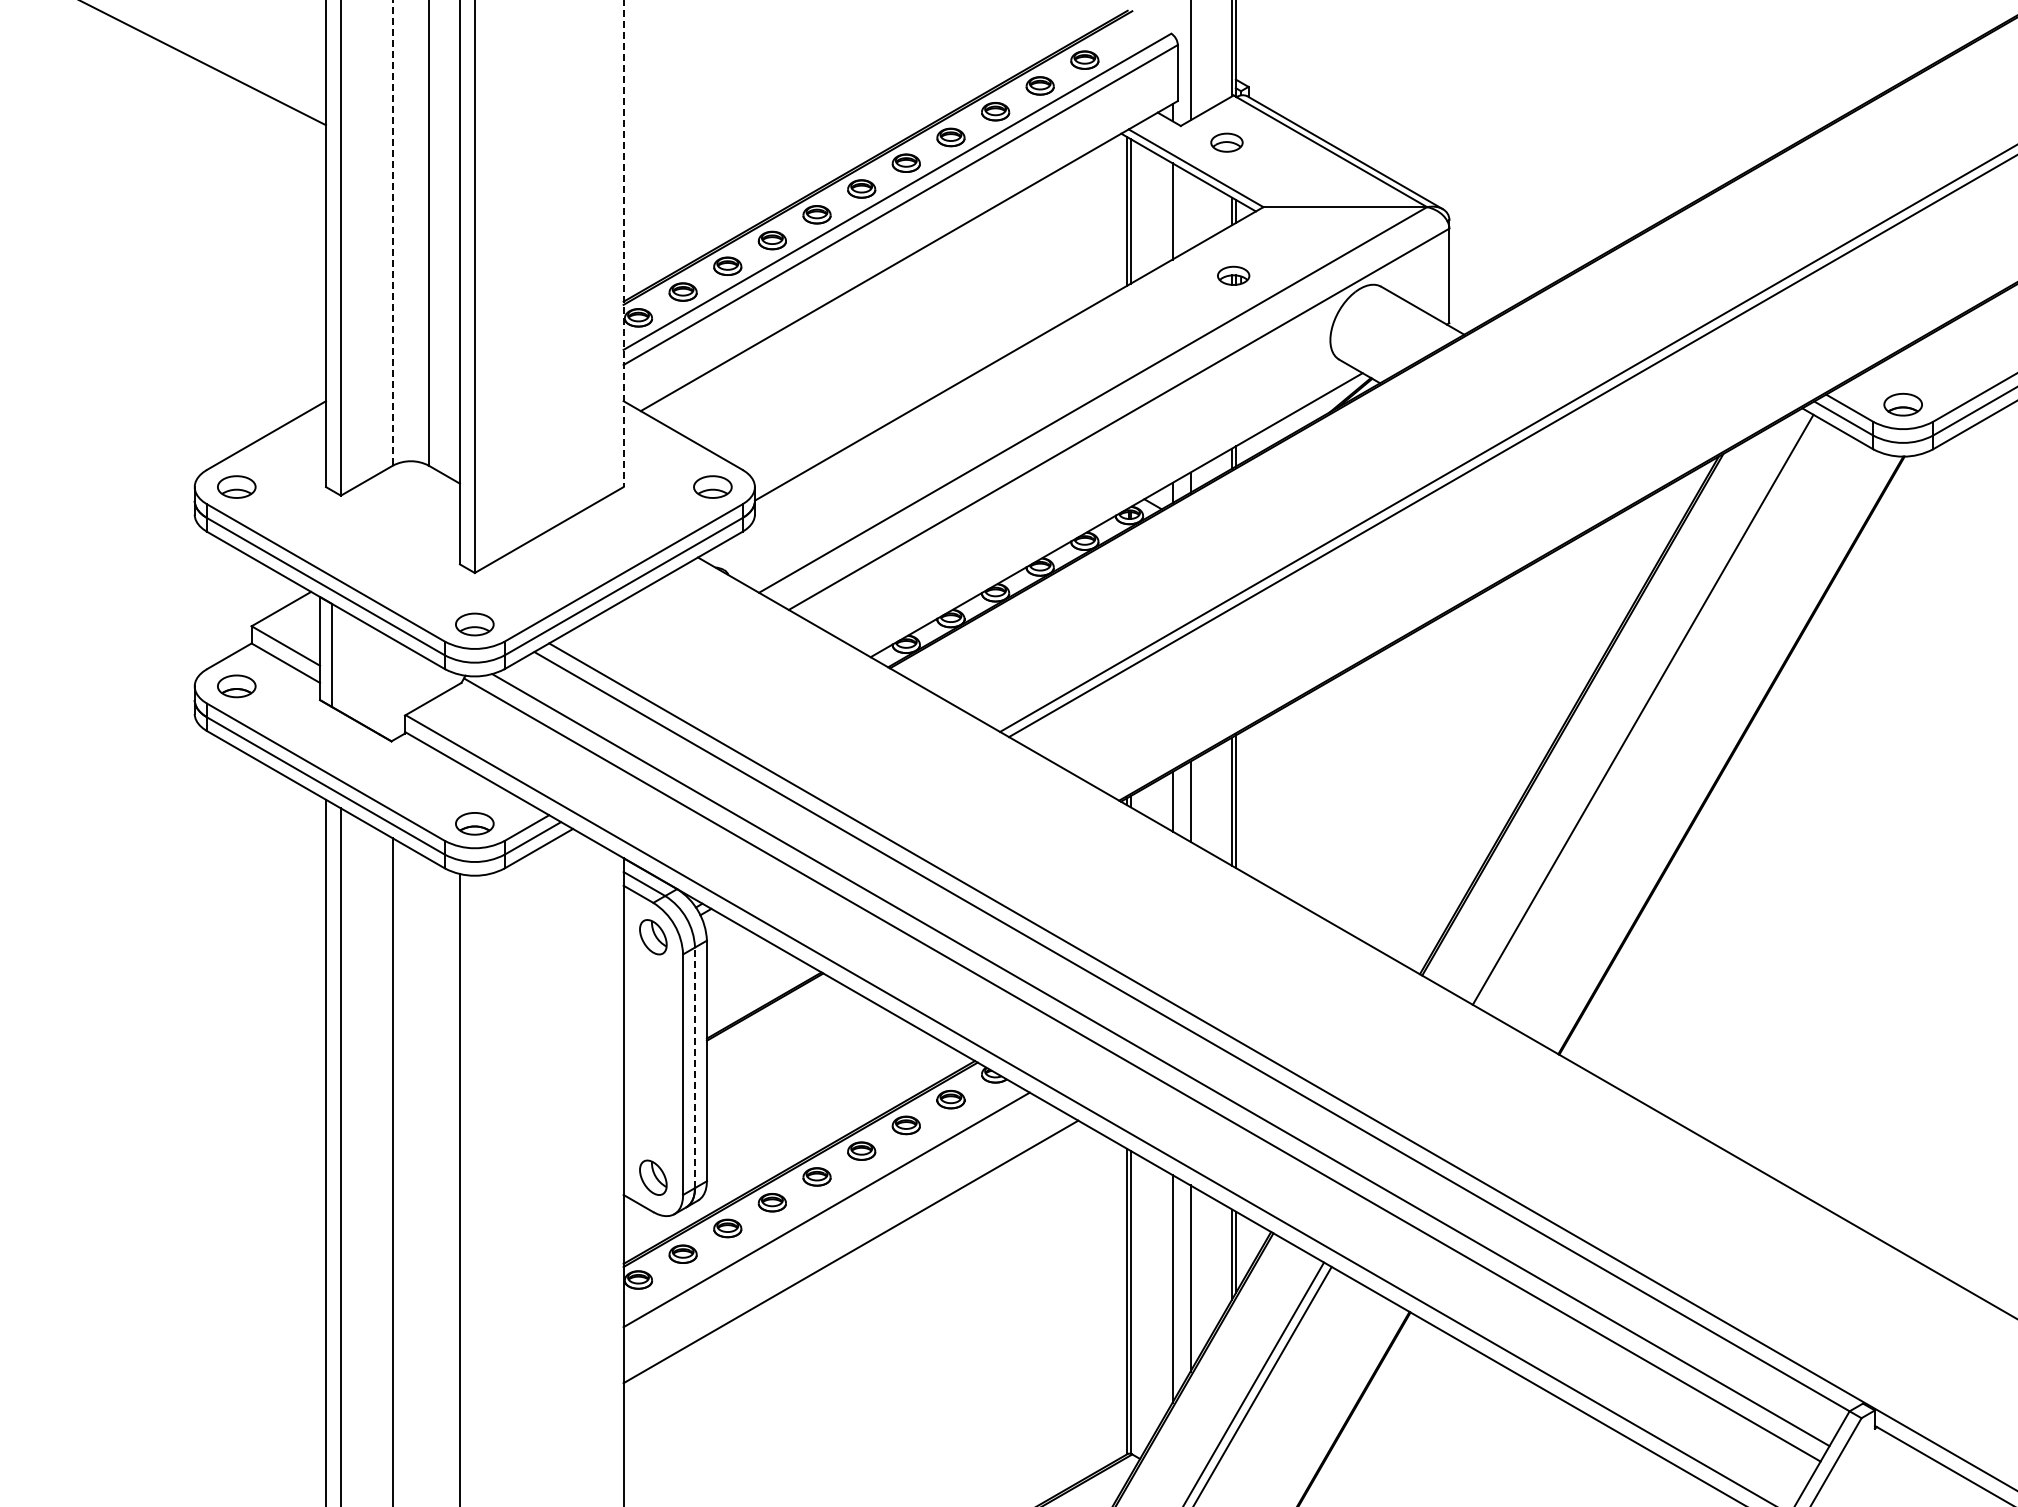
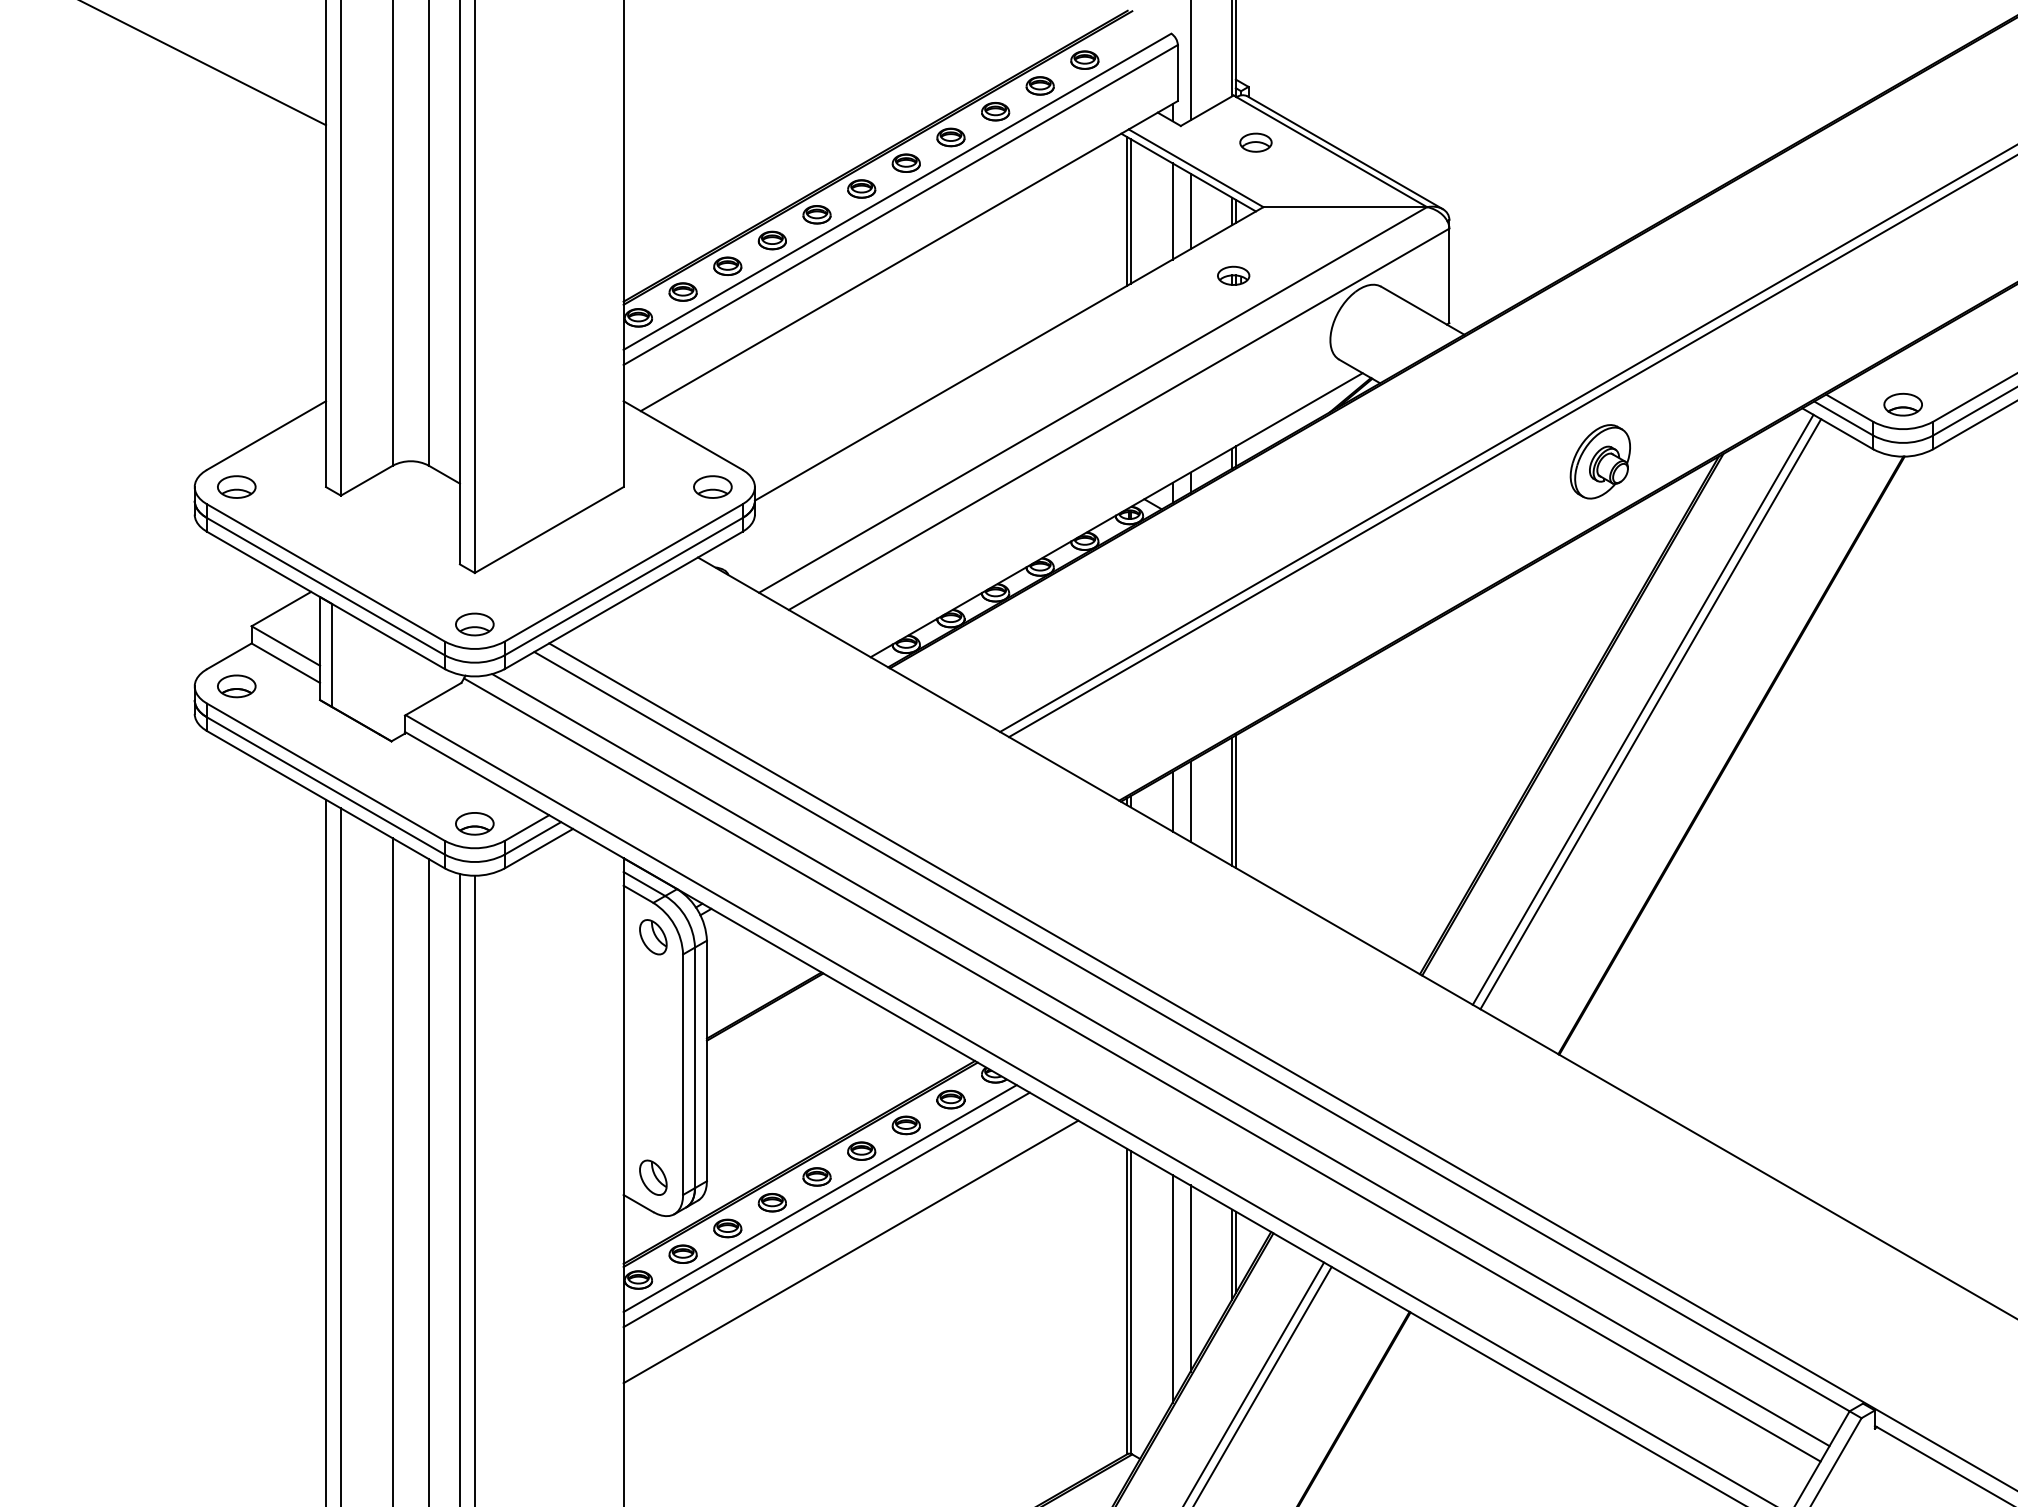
part position: (1226, 142) -> (1255, 142) (1255, 142)
line: none -> present (1190, 211)
line: dashed -> solid (393, 233)
line: dashed -> solid (623, 244)
part: none -> present (1599, 461)
line: none -> present (1650, 714)
line: dashed -> solid (695, 1067)
line: none -> present (428, 1181)
line: none -> present (474, 1189)
line: none -> present (819, 1198)
